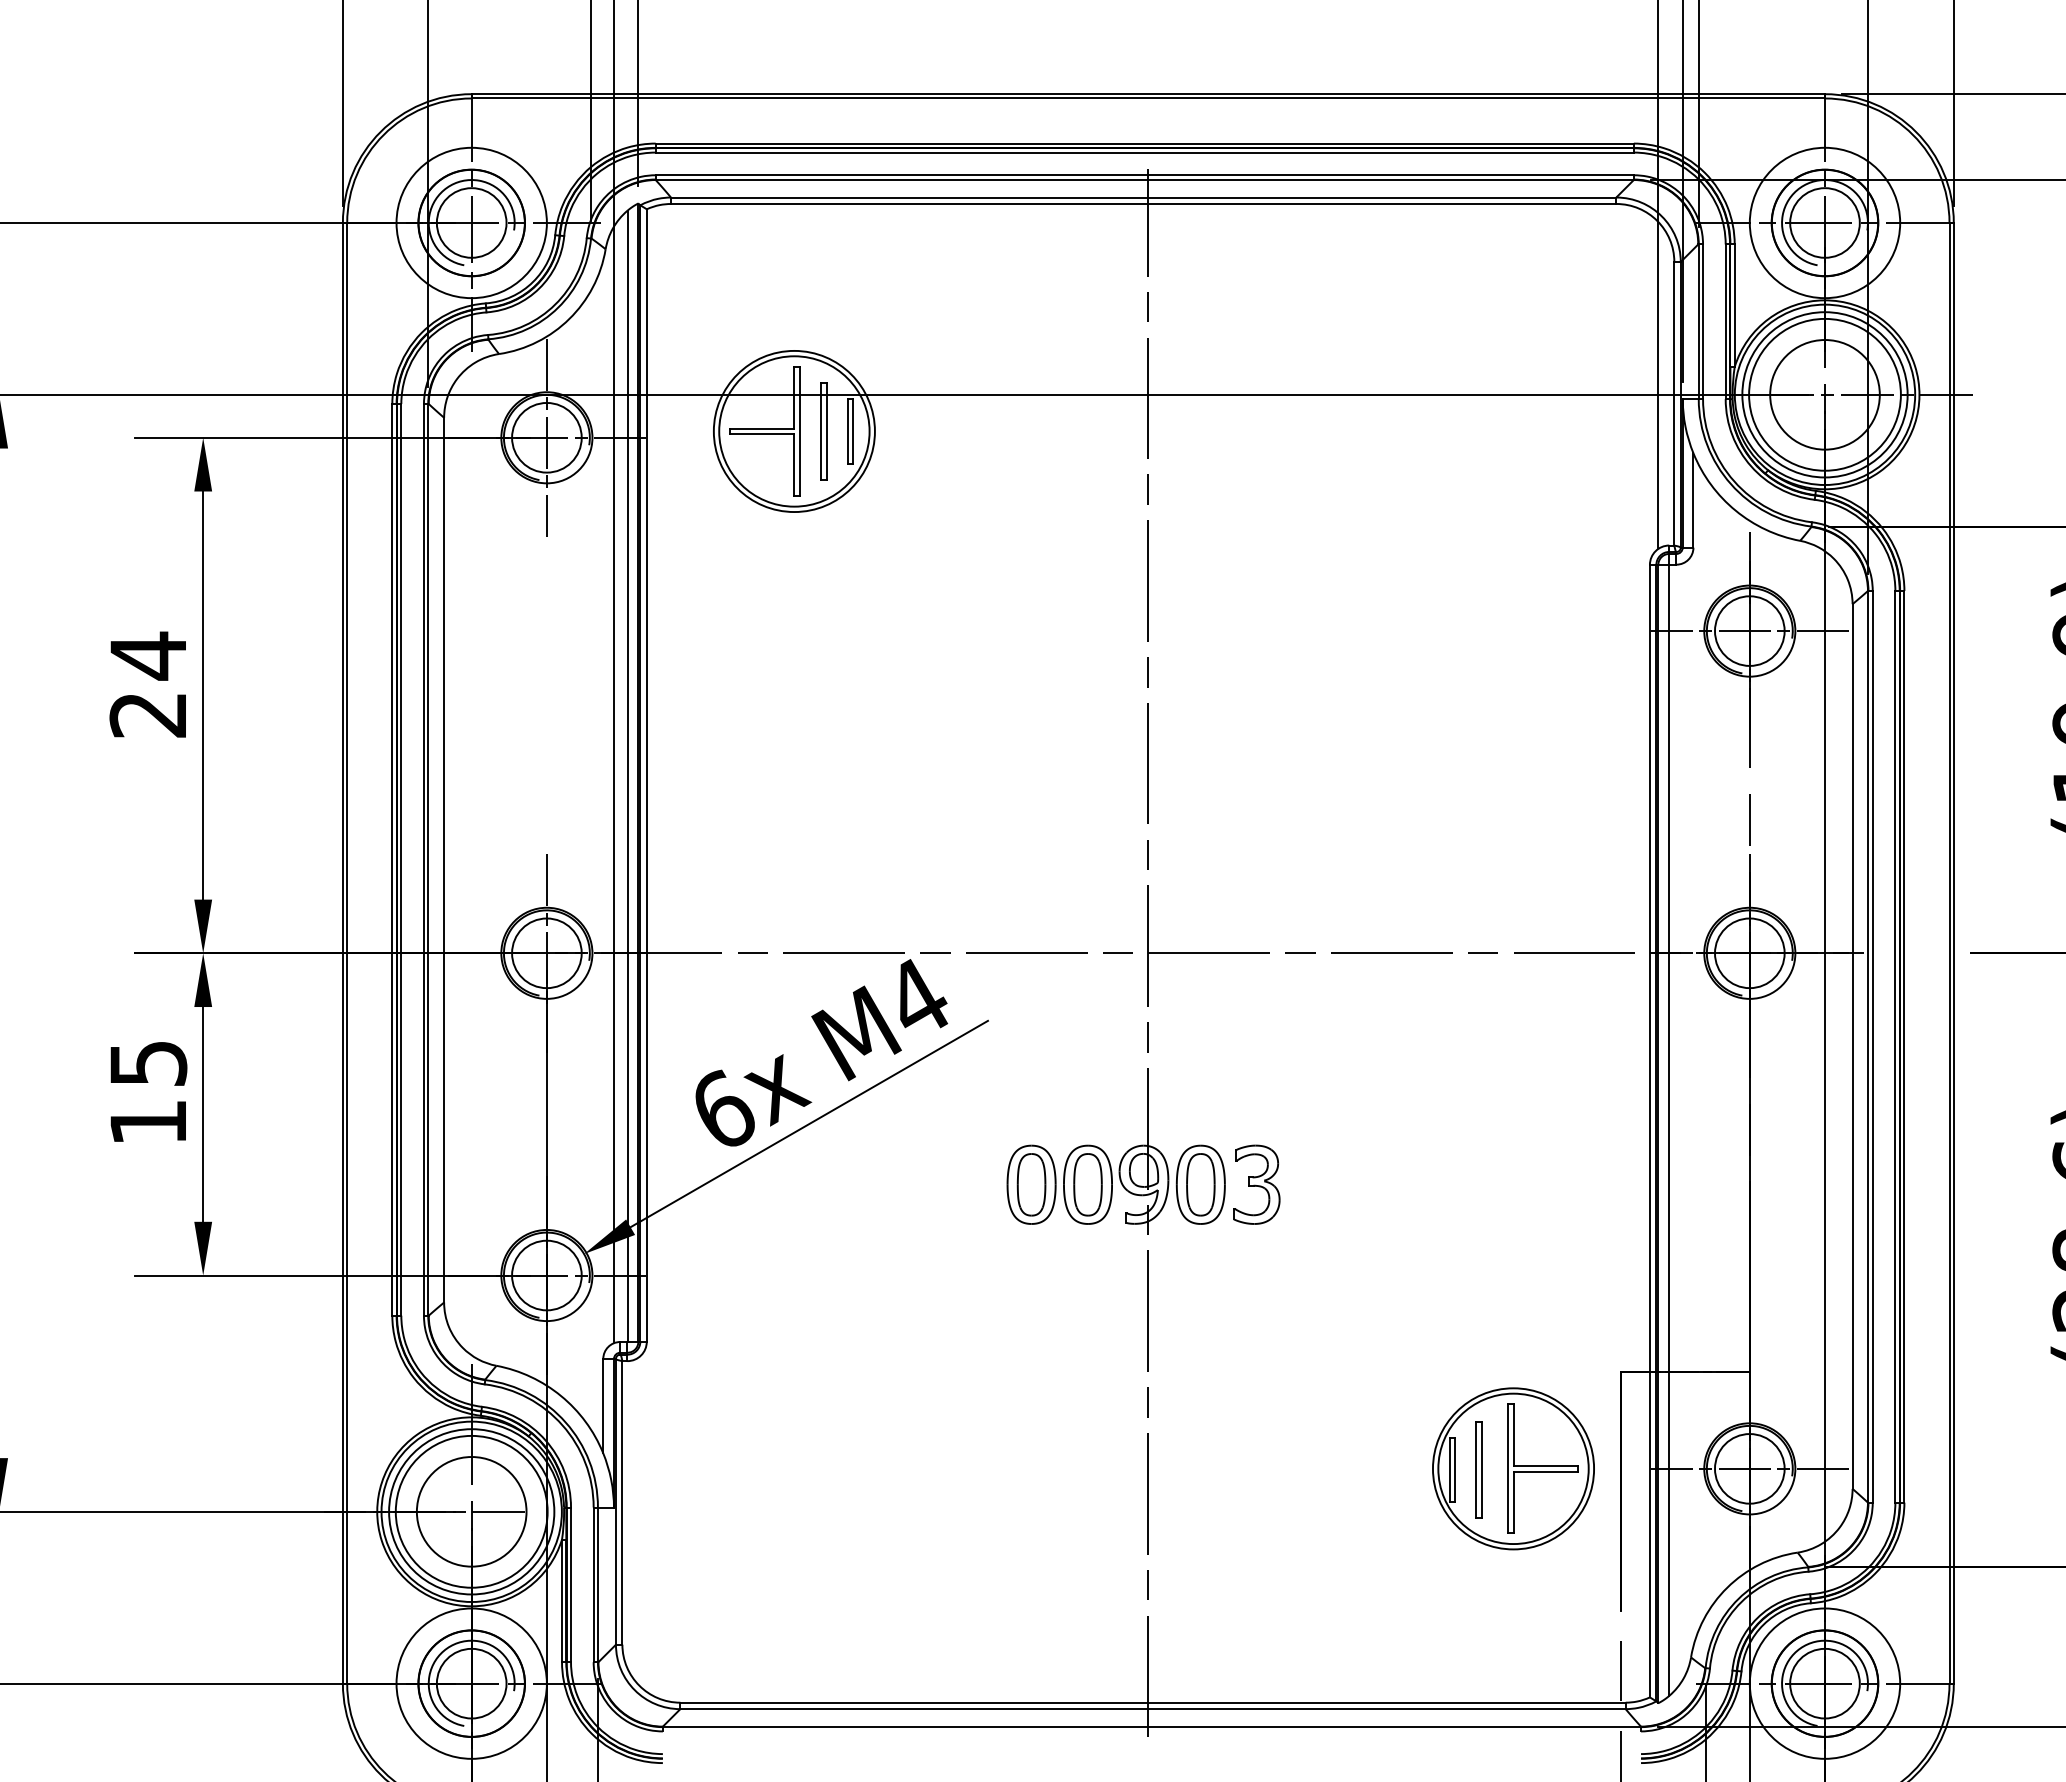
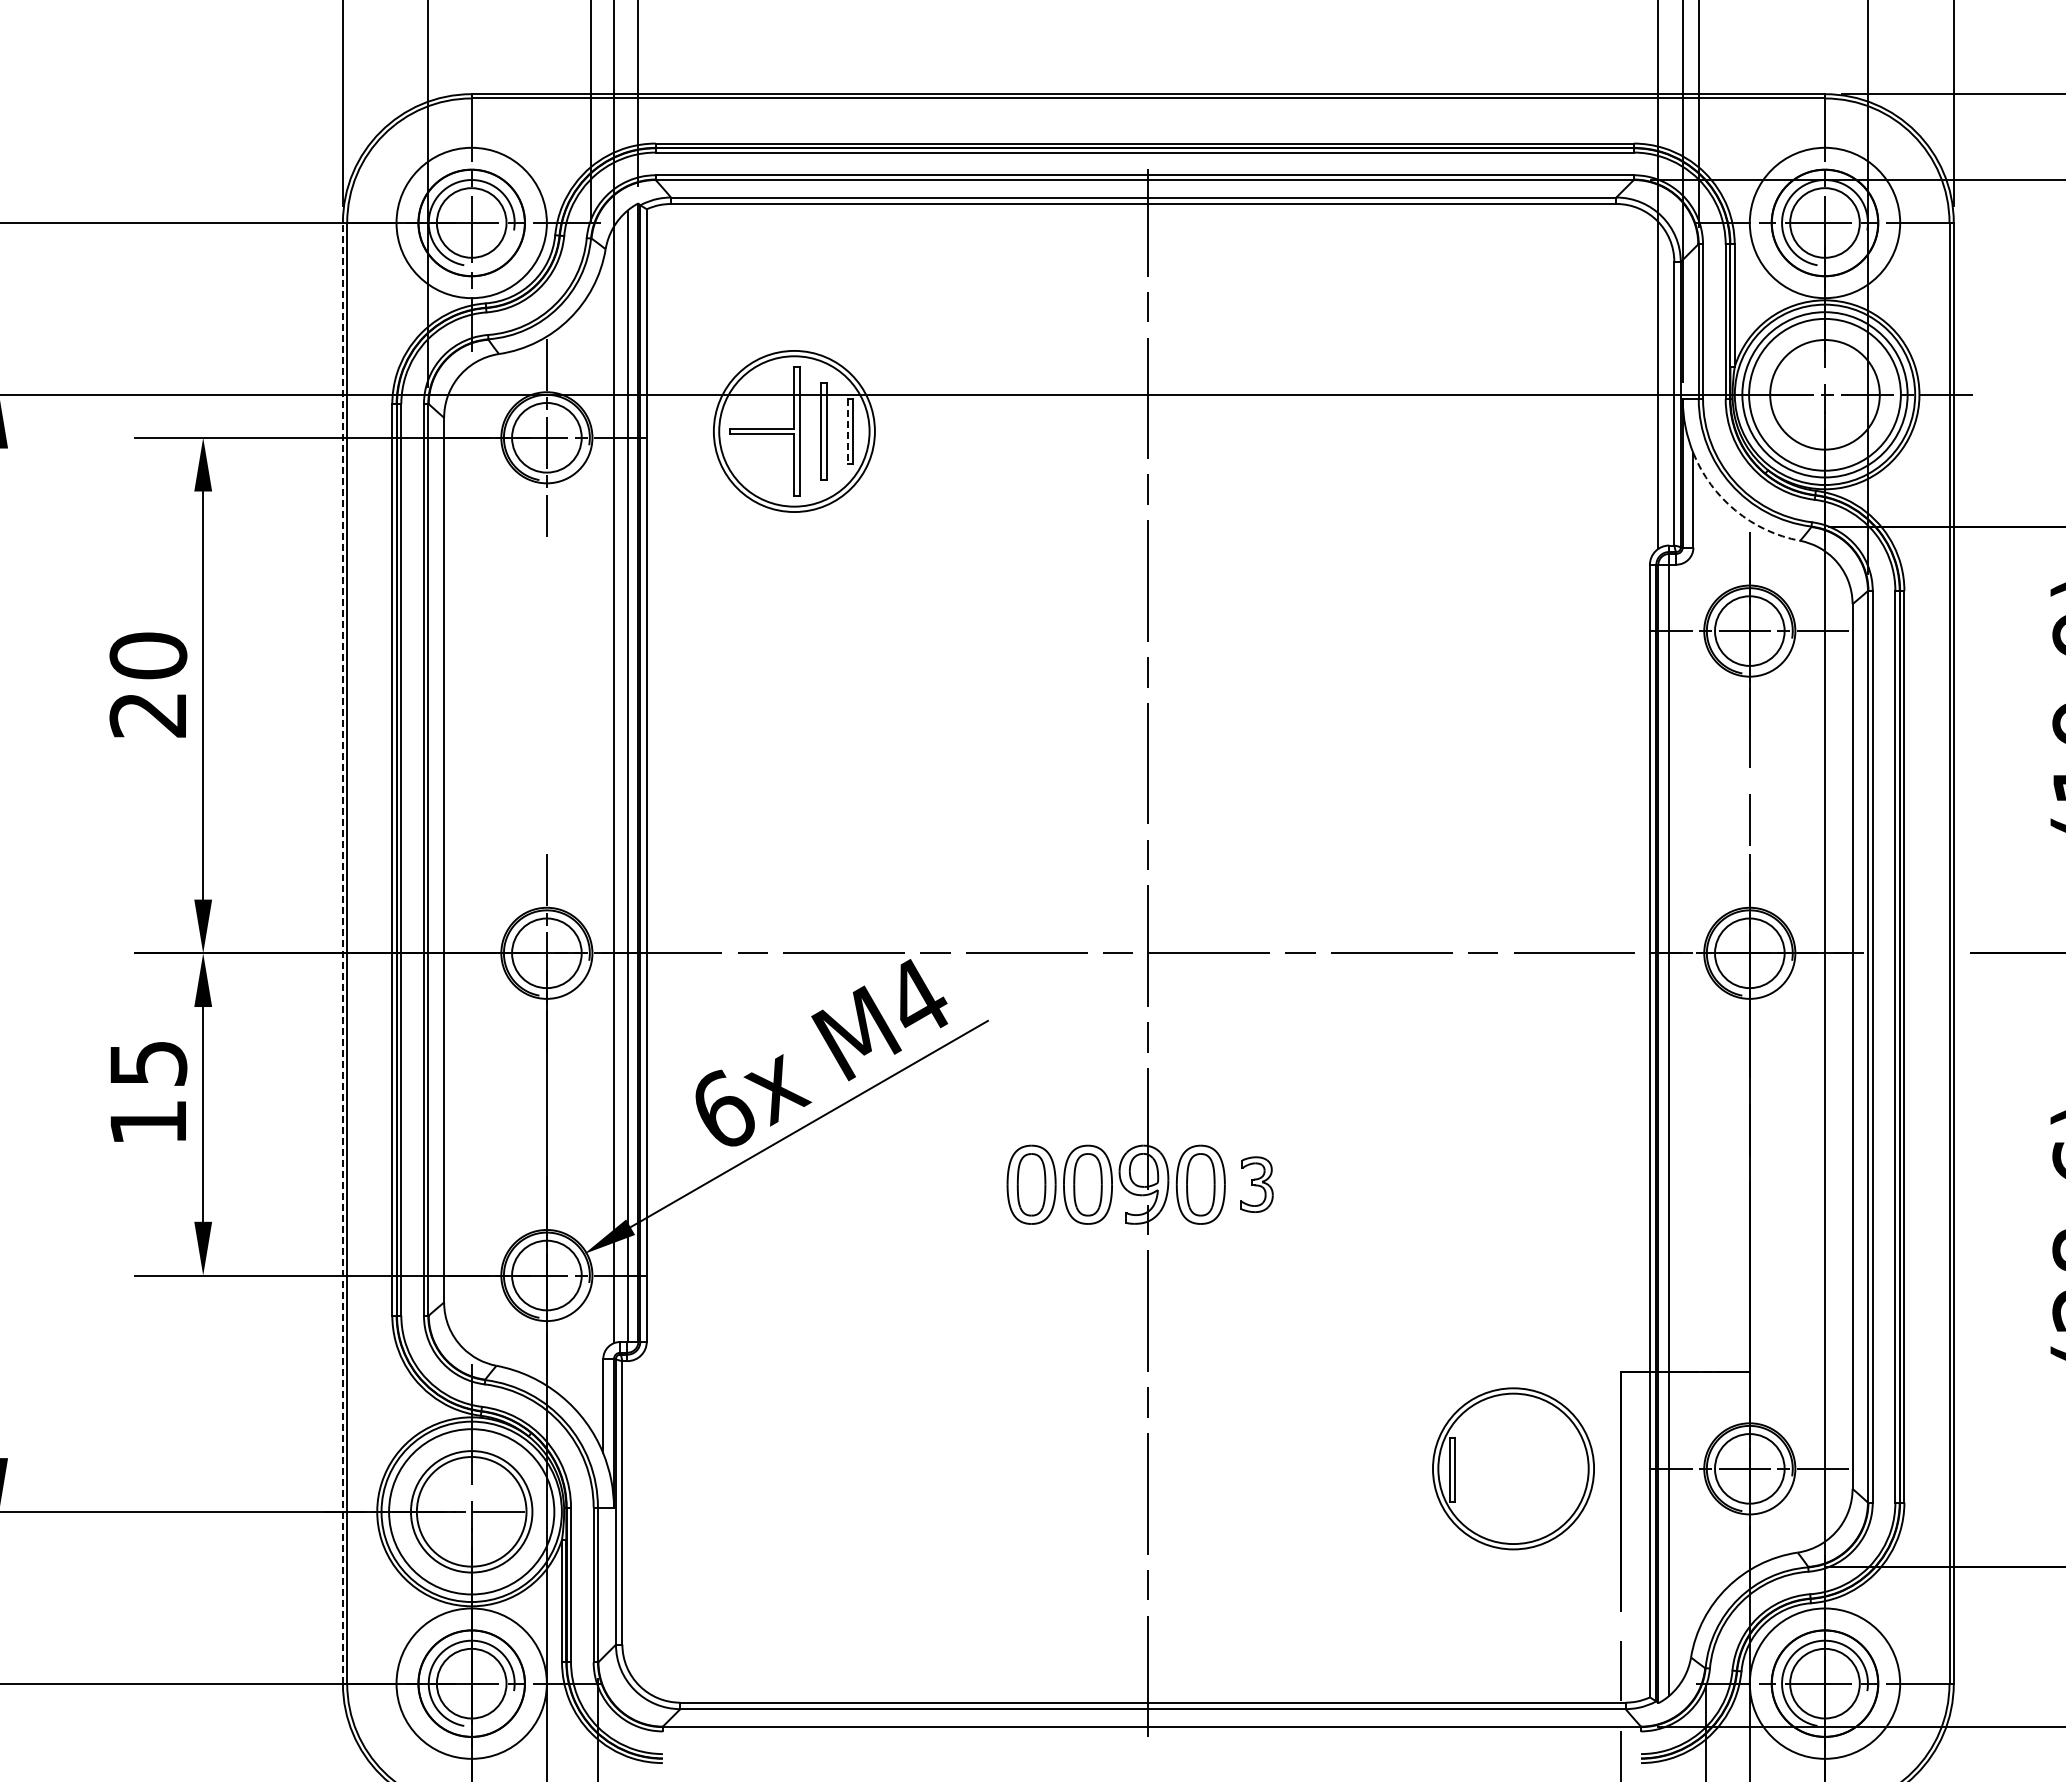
line: solid -> dashed (848, 431)
arc: solid -> dashed (1735, 510)
text: 24 -> 20 (148, 655)
line: solid -> dashed (342, 952)
part size: 48x81 px -> 34x57 px (1256, 1184)
part: present -> none (1542, 1468)
part: present -> none (1478, 1469)
circle diameter: 152 px -> 121 px (471, 1511)
